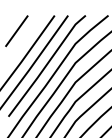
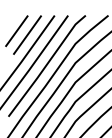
line: none -> present (27, 34)
